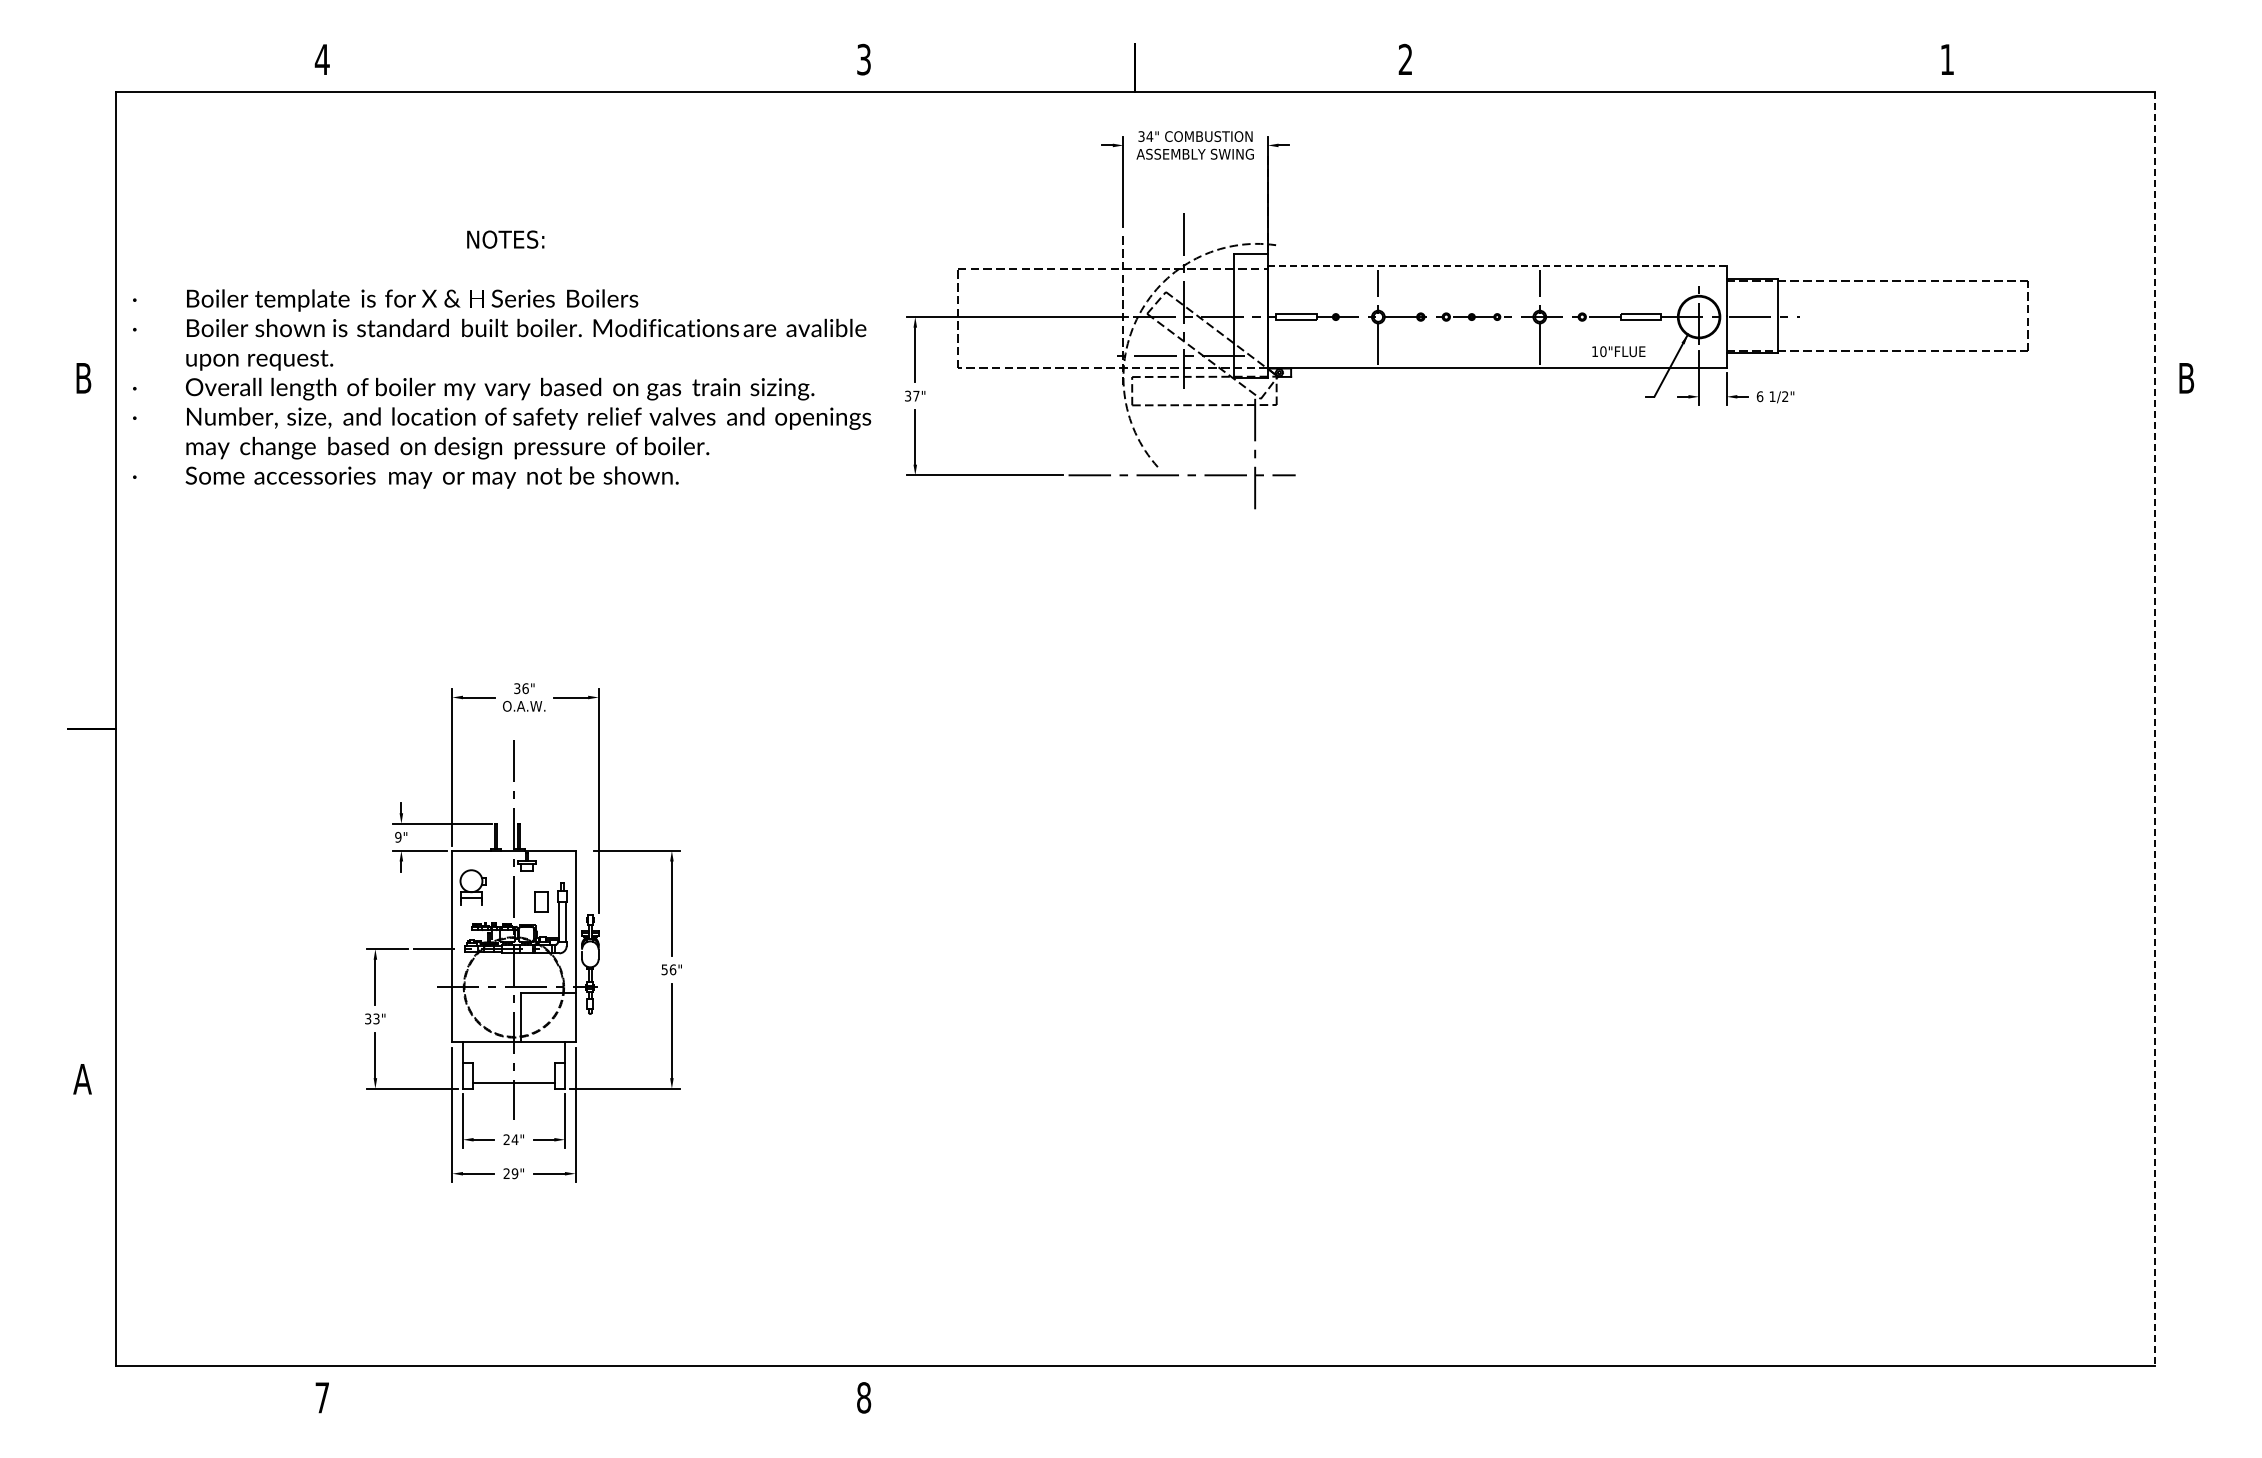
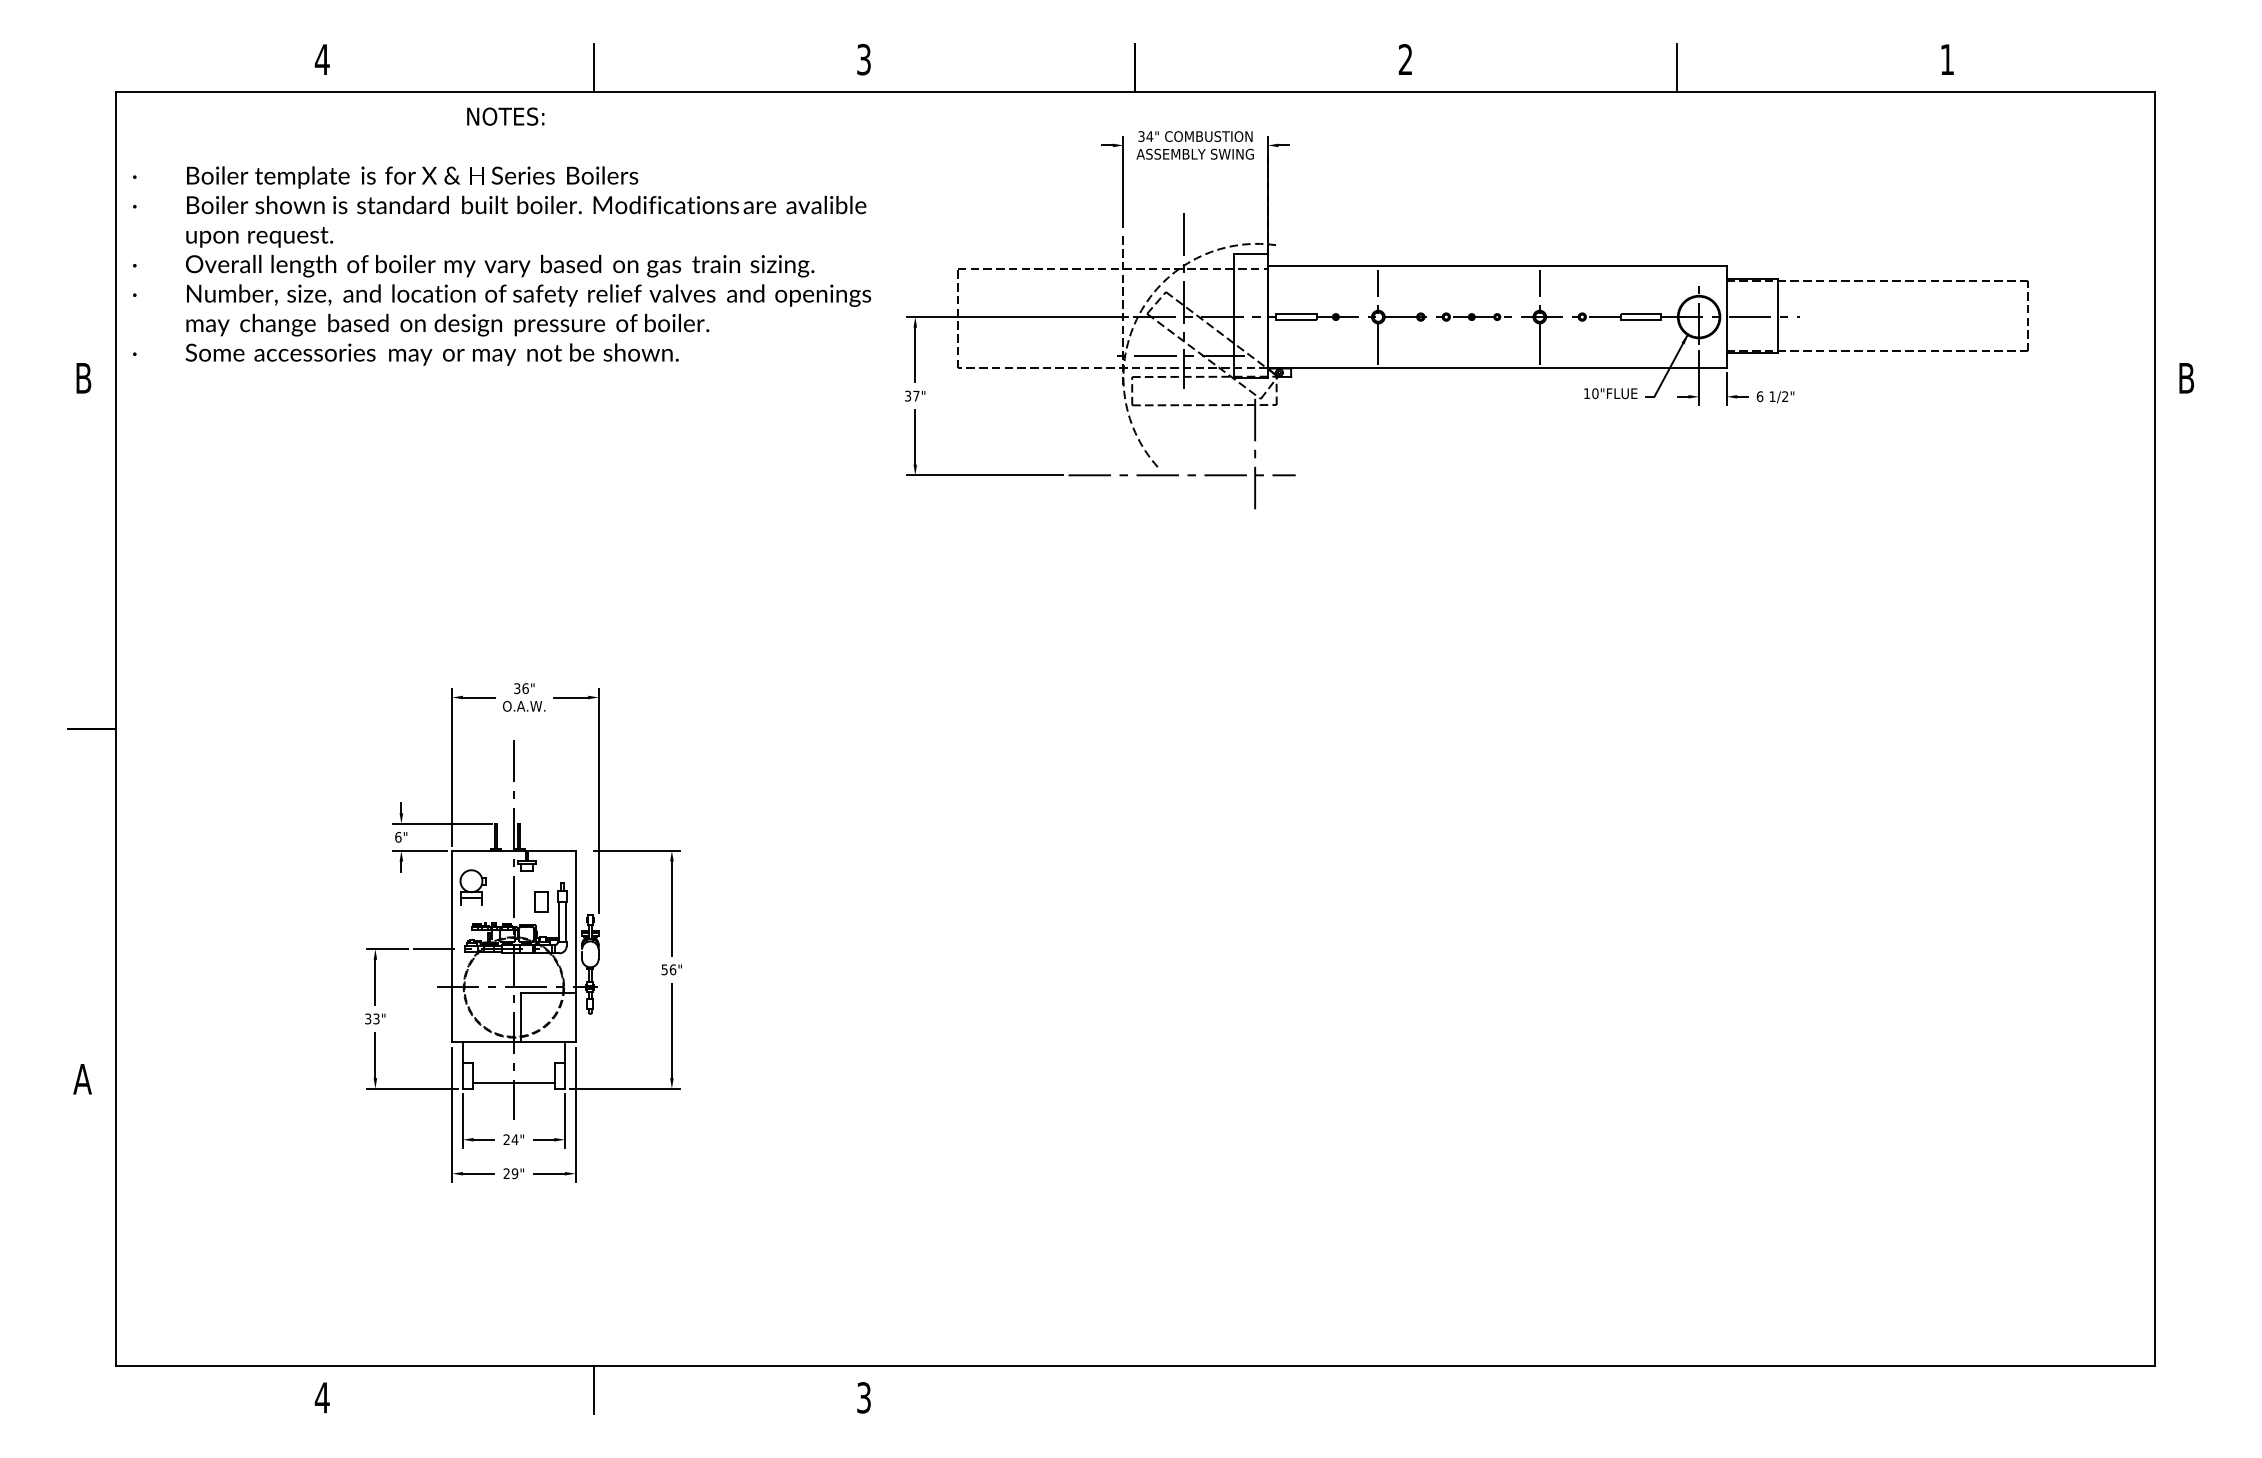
line: none -> present (593, 67)
line: none -> present (1676, 67)
line: dashed -> solid (1497, 266)
text position: (1618, 351) -> (1610, 393) (1610, 393)
text position: (502, 359) -> (502, 236) (502, 236)
line: dashed -> solid (2154, 729)
text: 9" -> 6" (398, 836)
line: none -> present (593, 1390)
text: 7 -> 4 (321, 1397)
text: 8 -> 3 (864, 1397)
